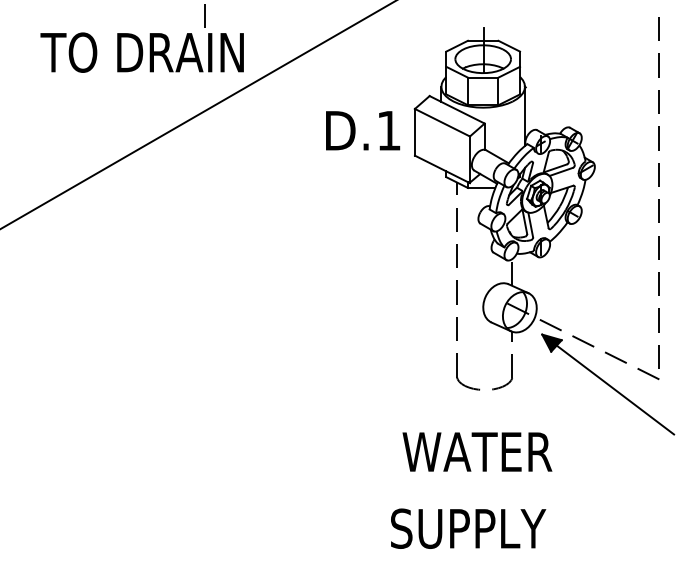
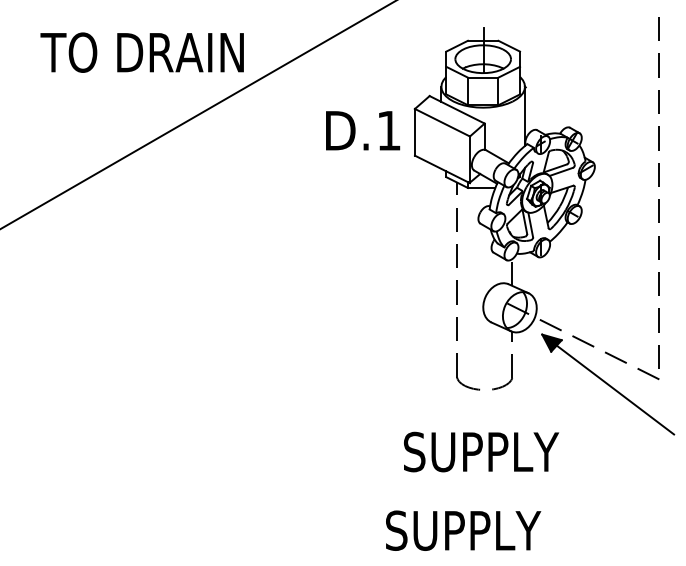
line: present -> none (205, 14)
text: WATER -> SUPPLY (480, 451)
text position: (468, 528) -> (463, 530) (463, 530)
